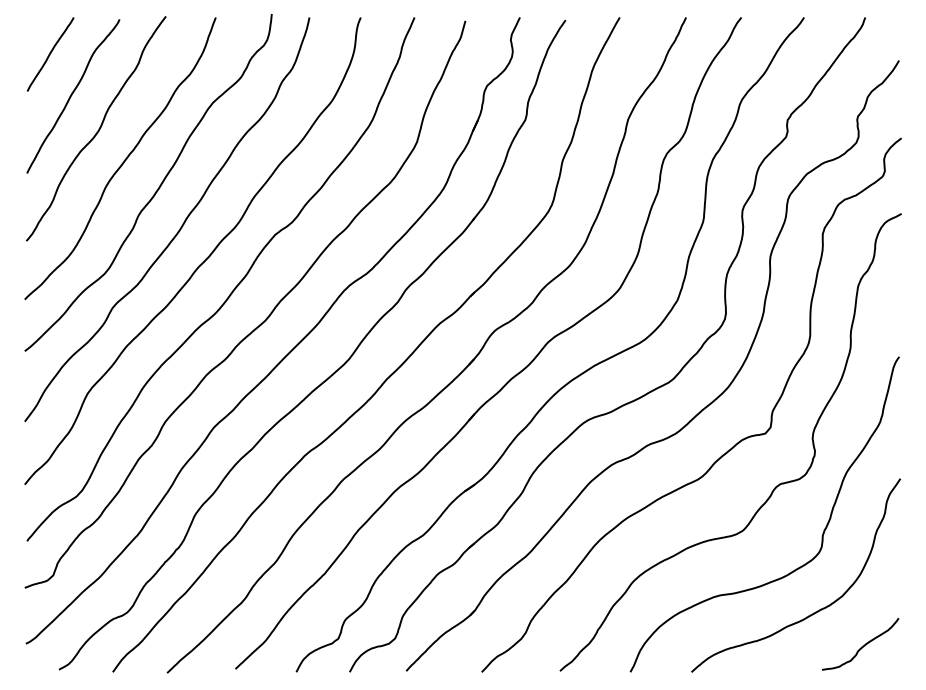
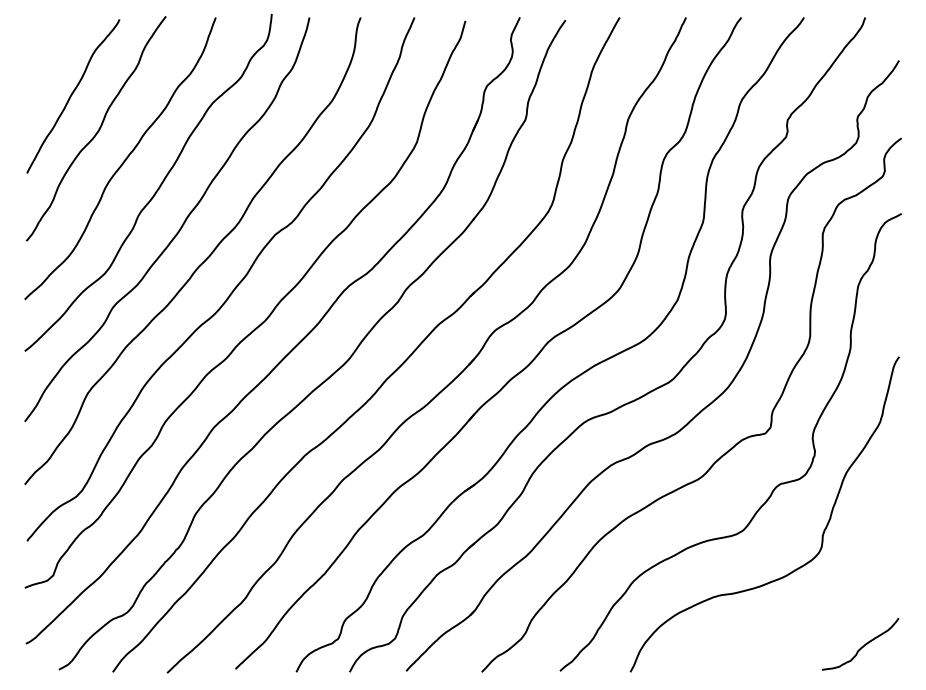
curve: present -> none (50, 54)
curve: present -> none (813, 612)
